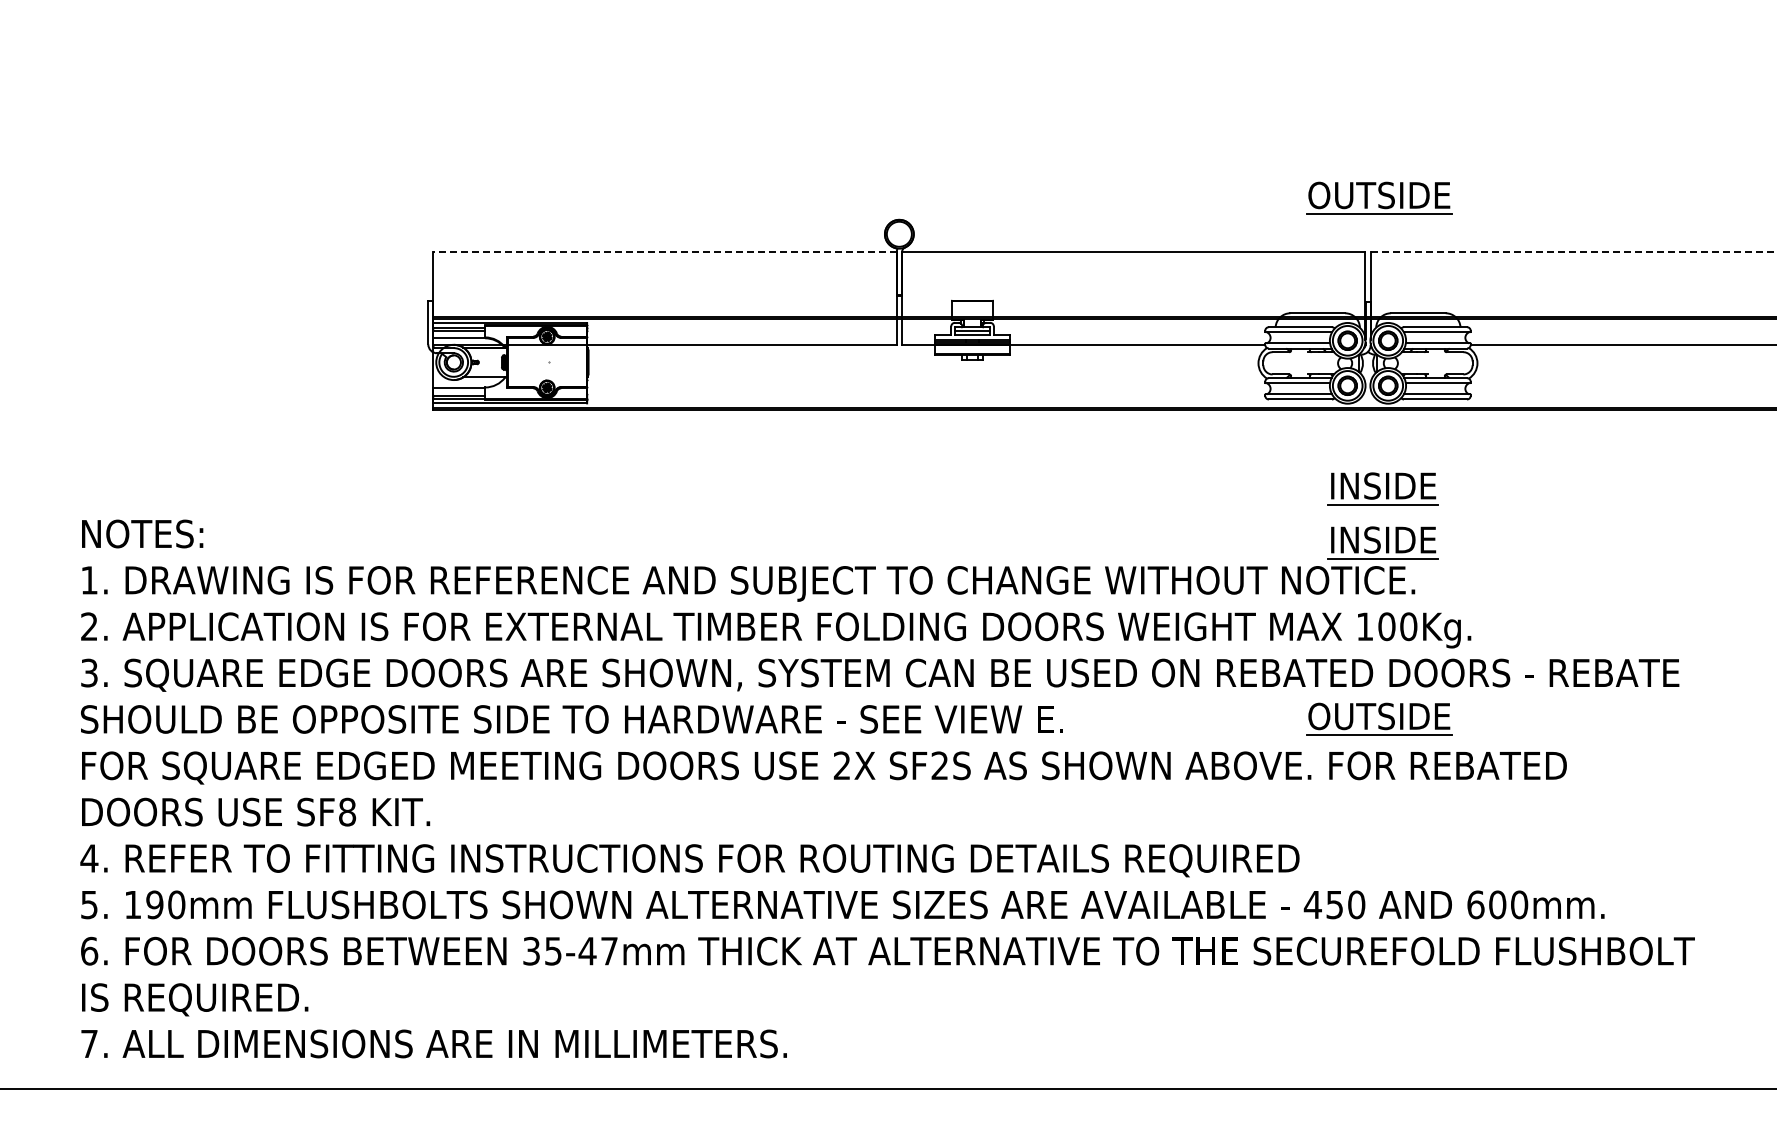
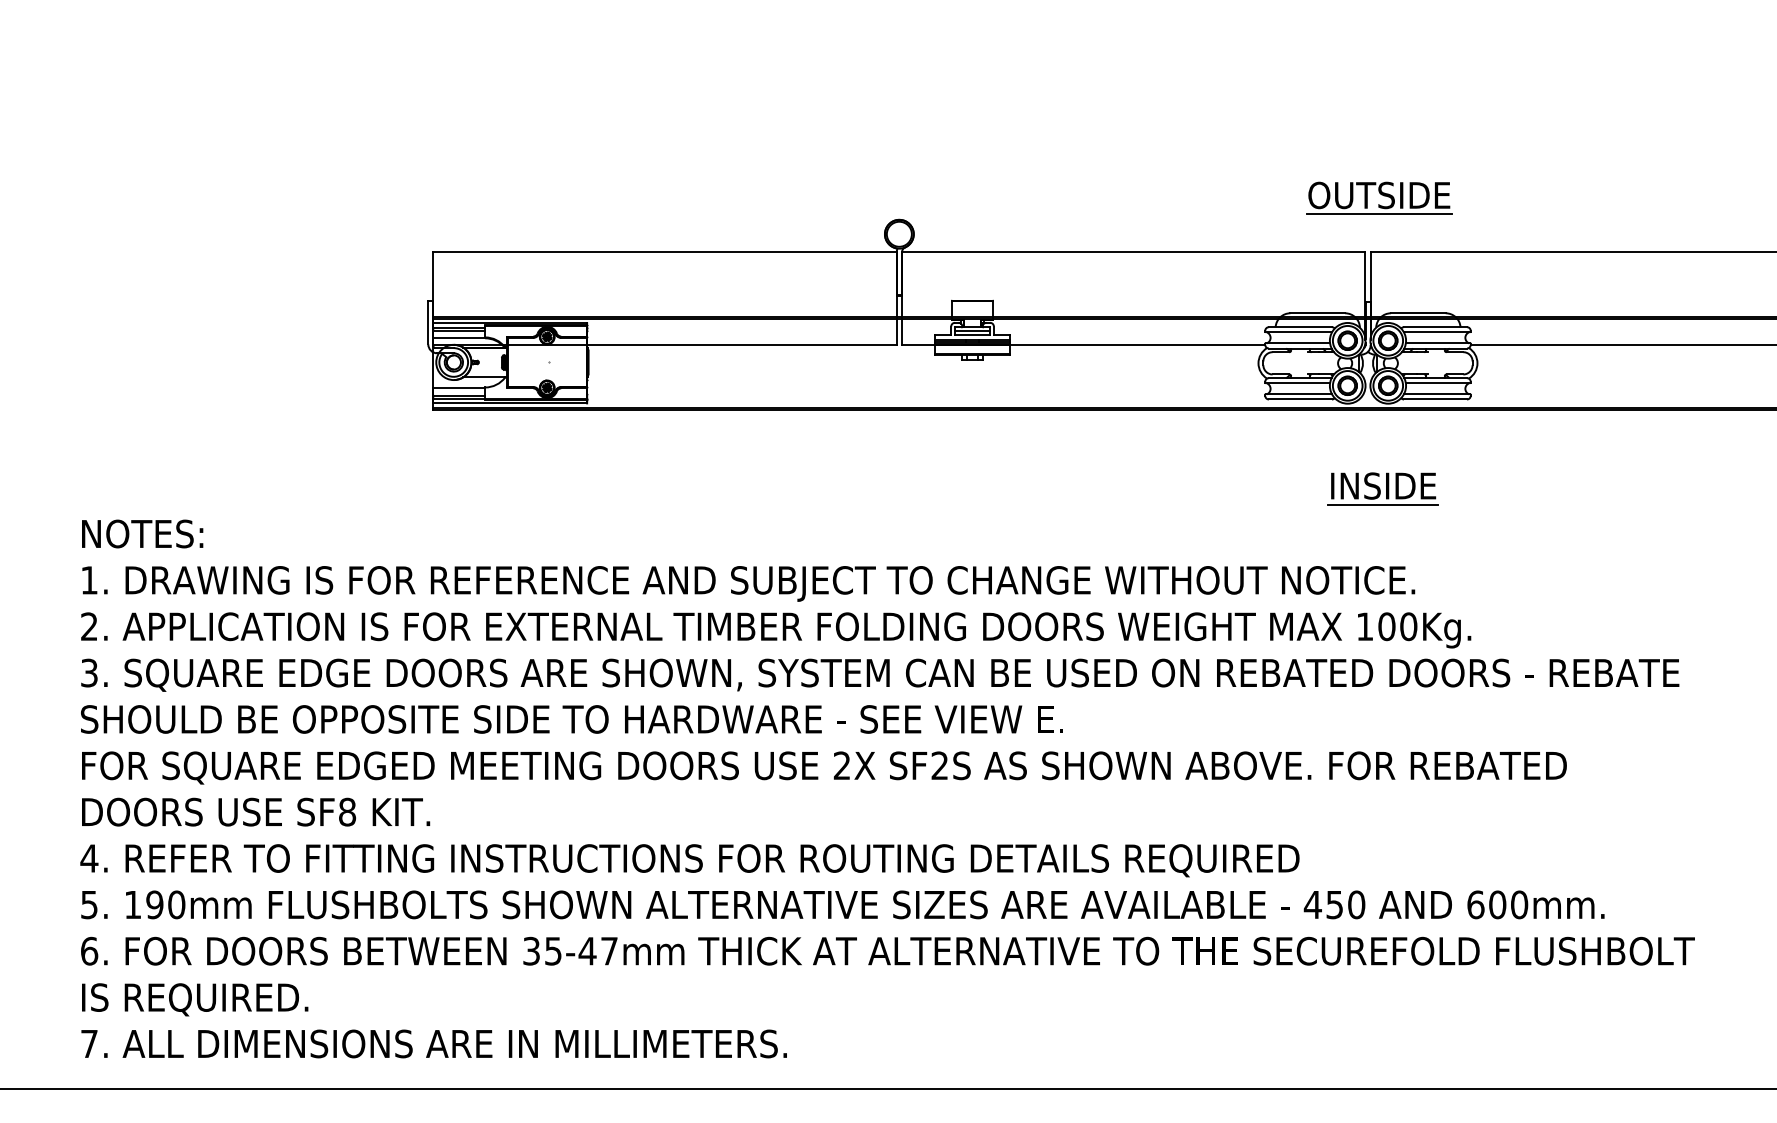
line: dashed -> solid (665, 252)
line: dashed -> solid (1573, 252)
part: present -> none (1382, 542)
part: present -> none (1379, 718)
